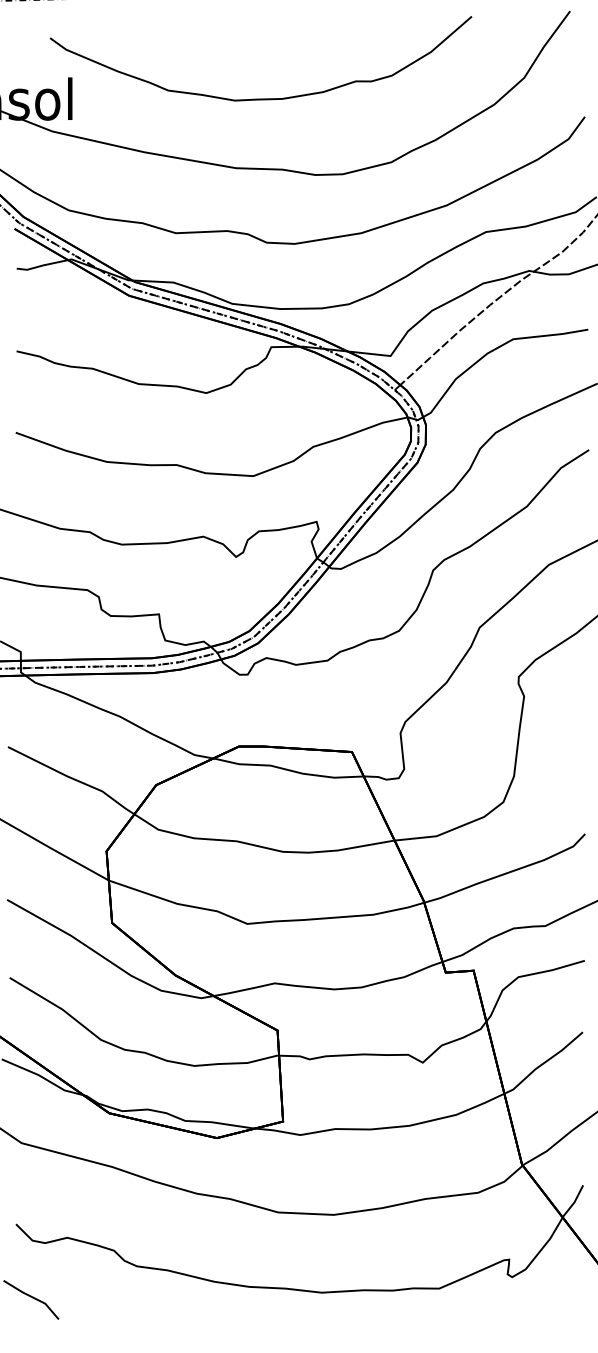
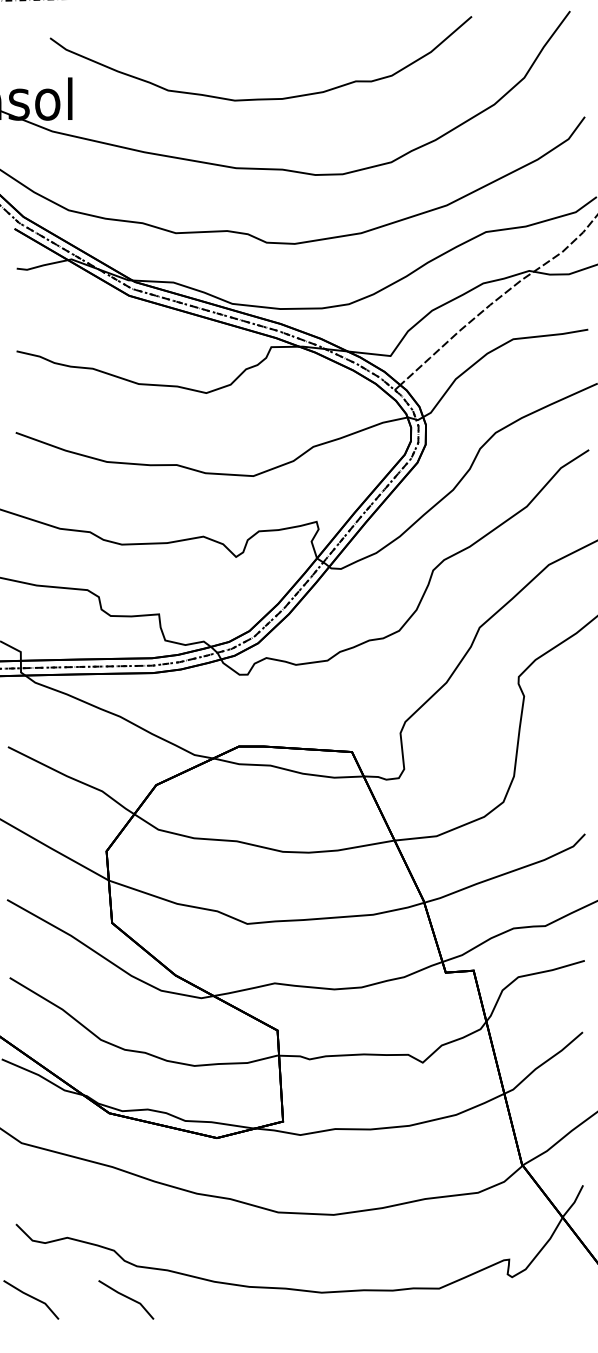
line: none -> present (127, 1298)
